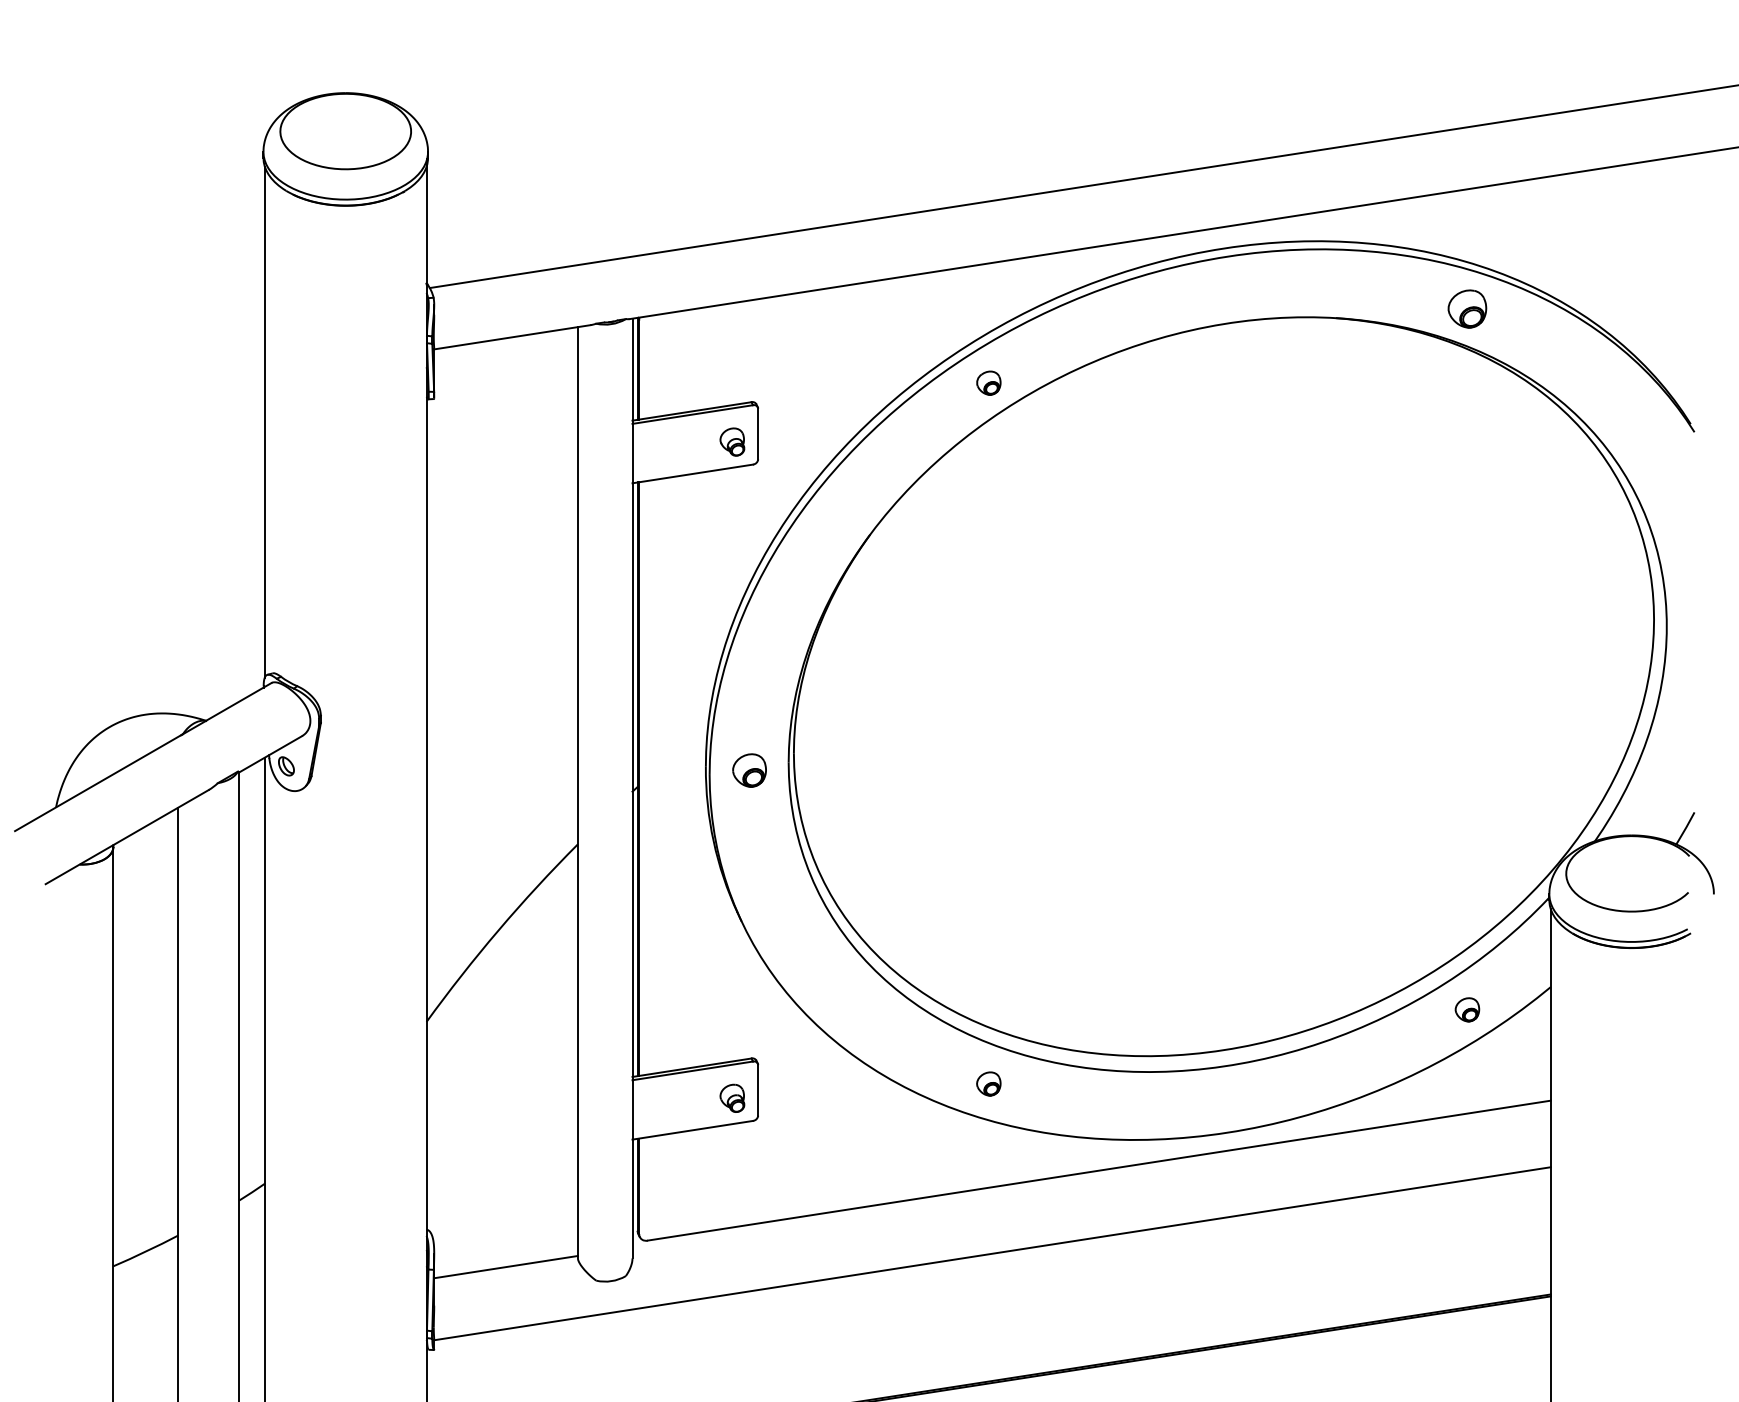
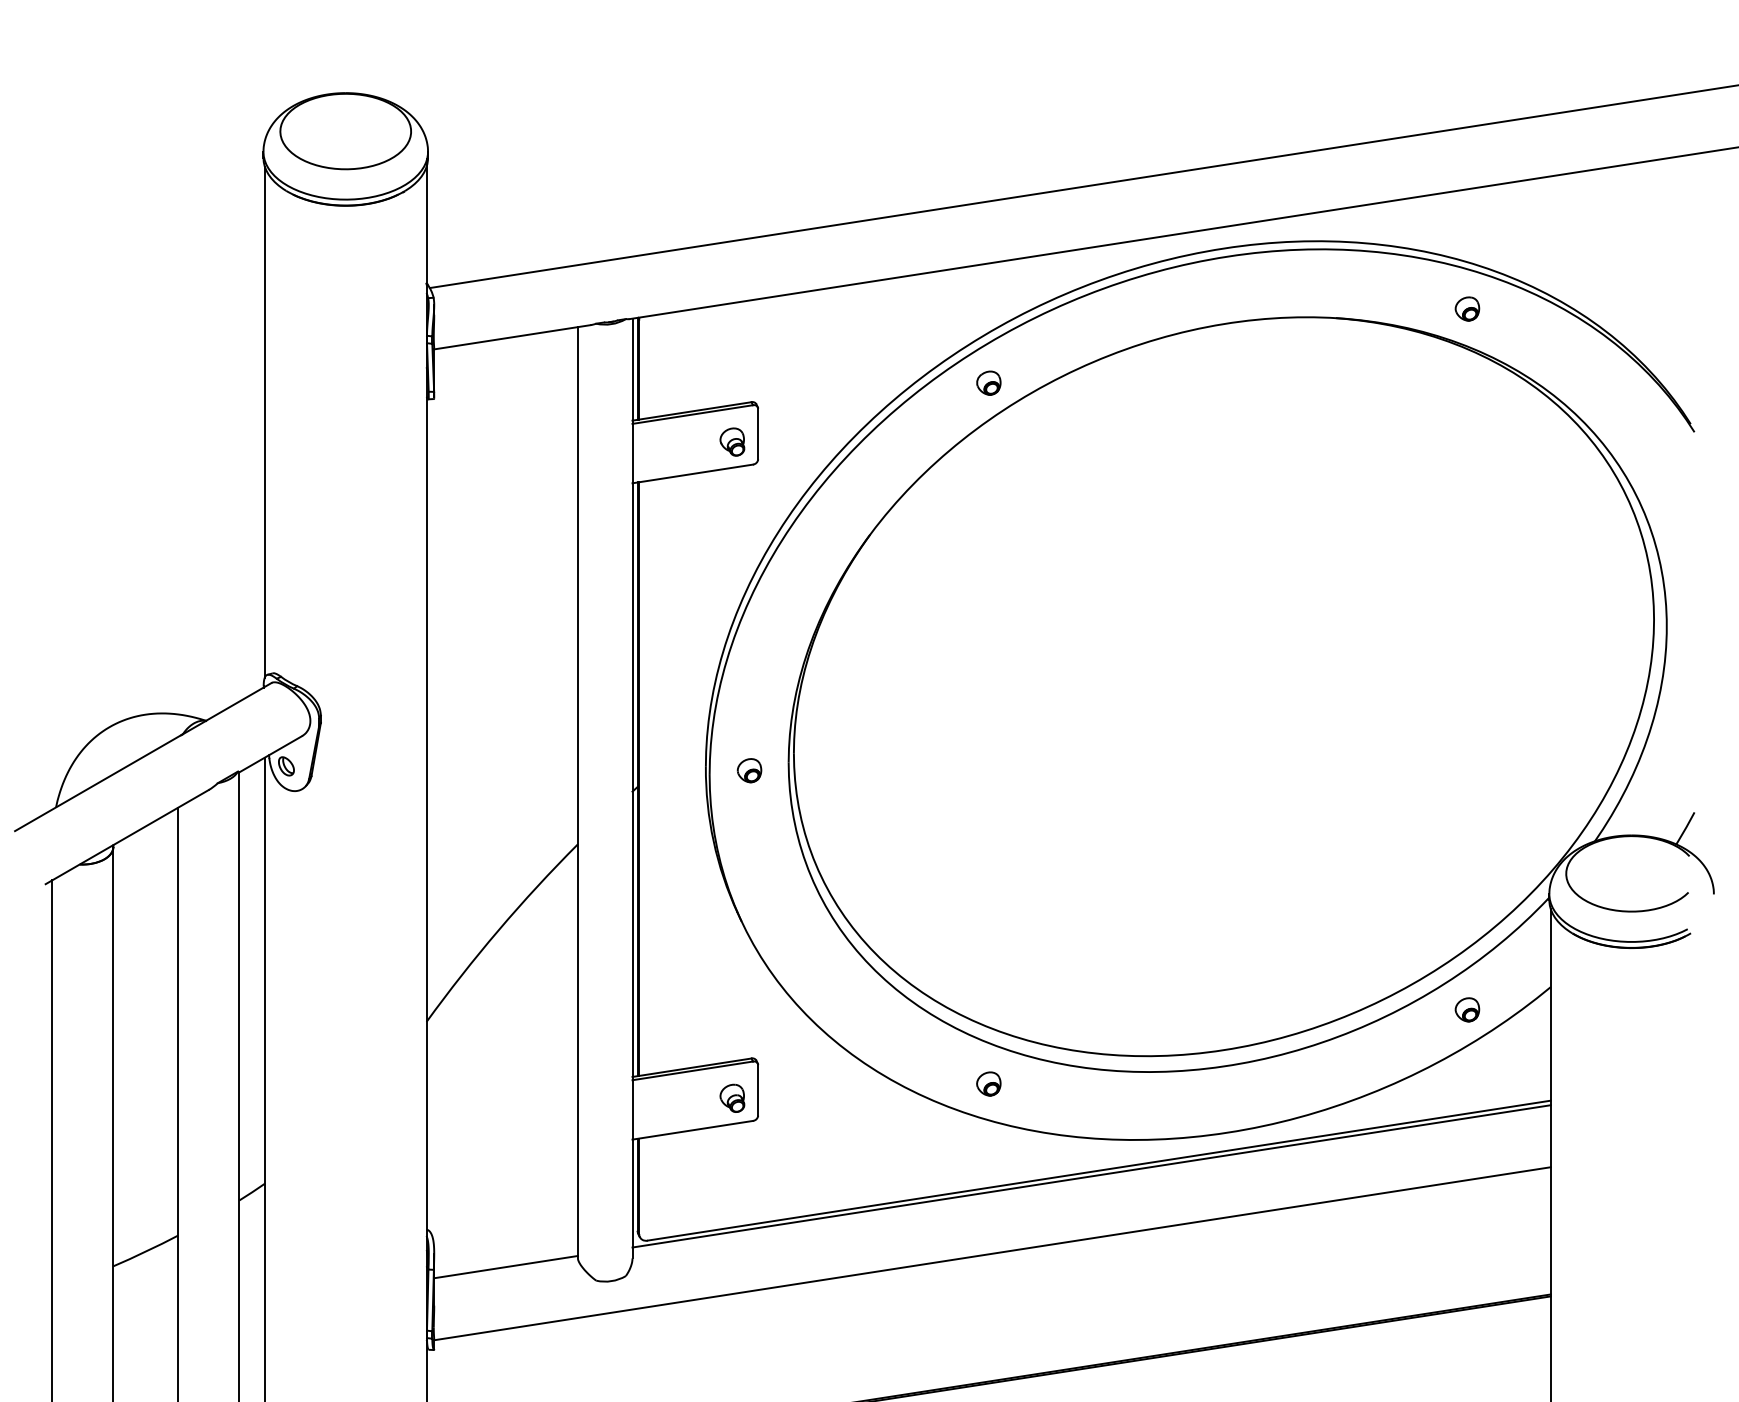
part size: 41x40 px -> 27x26 px (1467, 308)
part size: 35x35 px -> 27x26 px (749, 770)
line: none -> present (52, 1139)
line: none -> present (1091, 1176)
